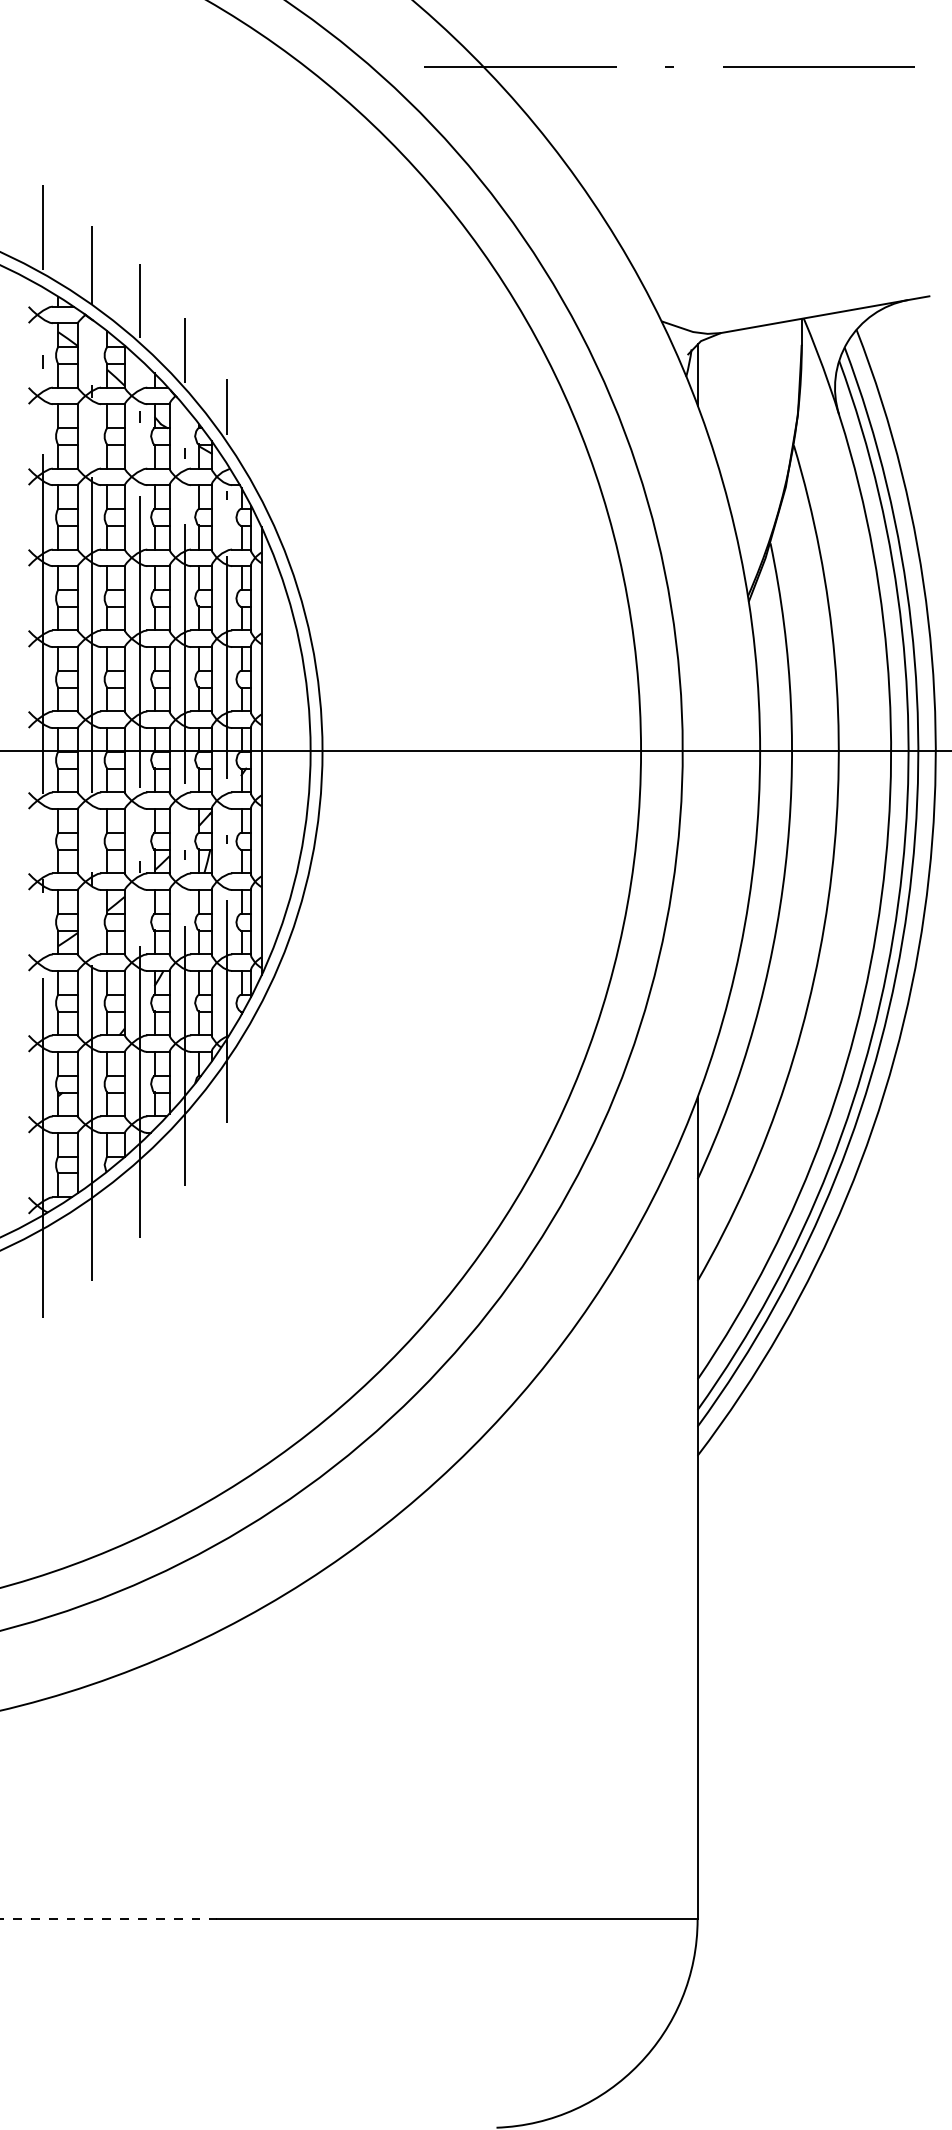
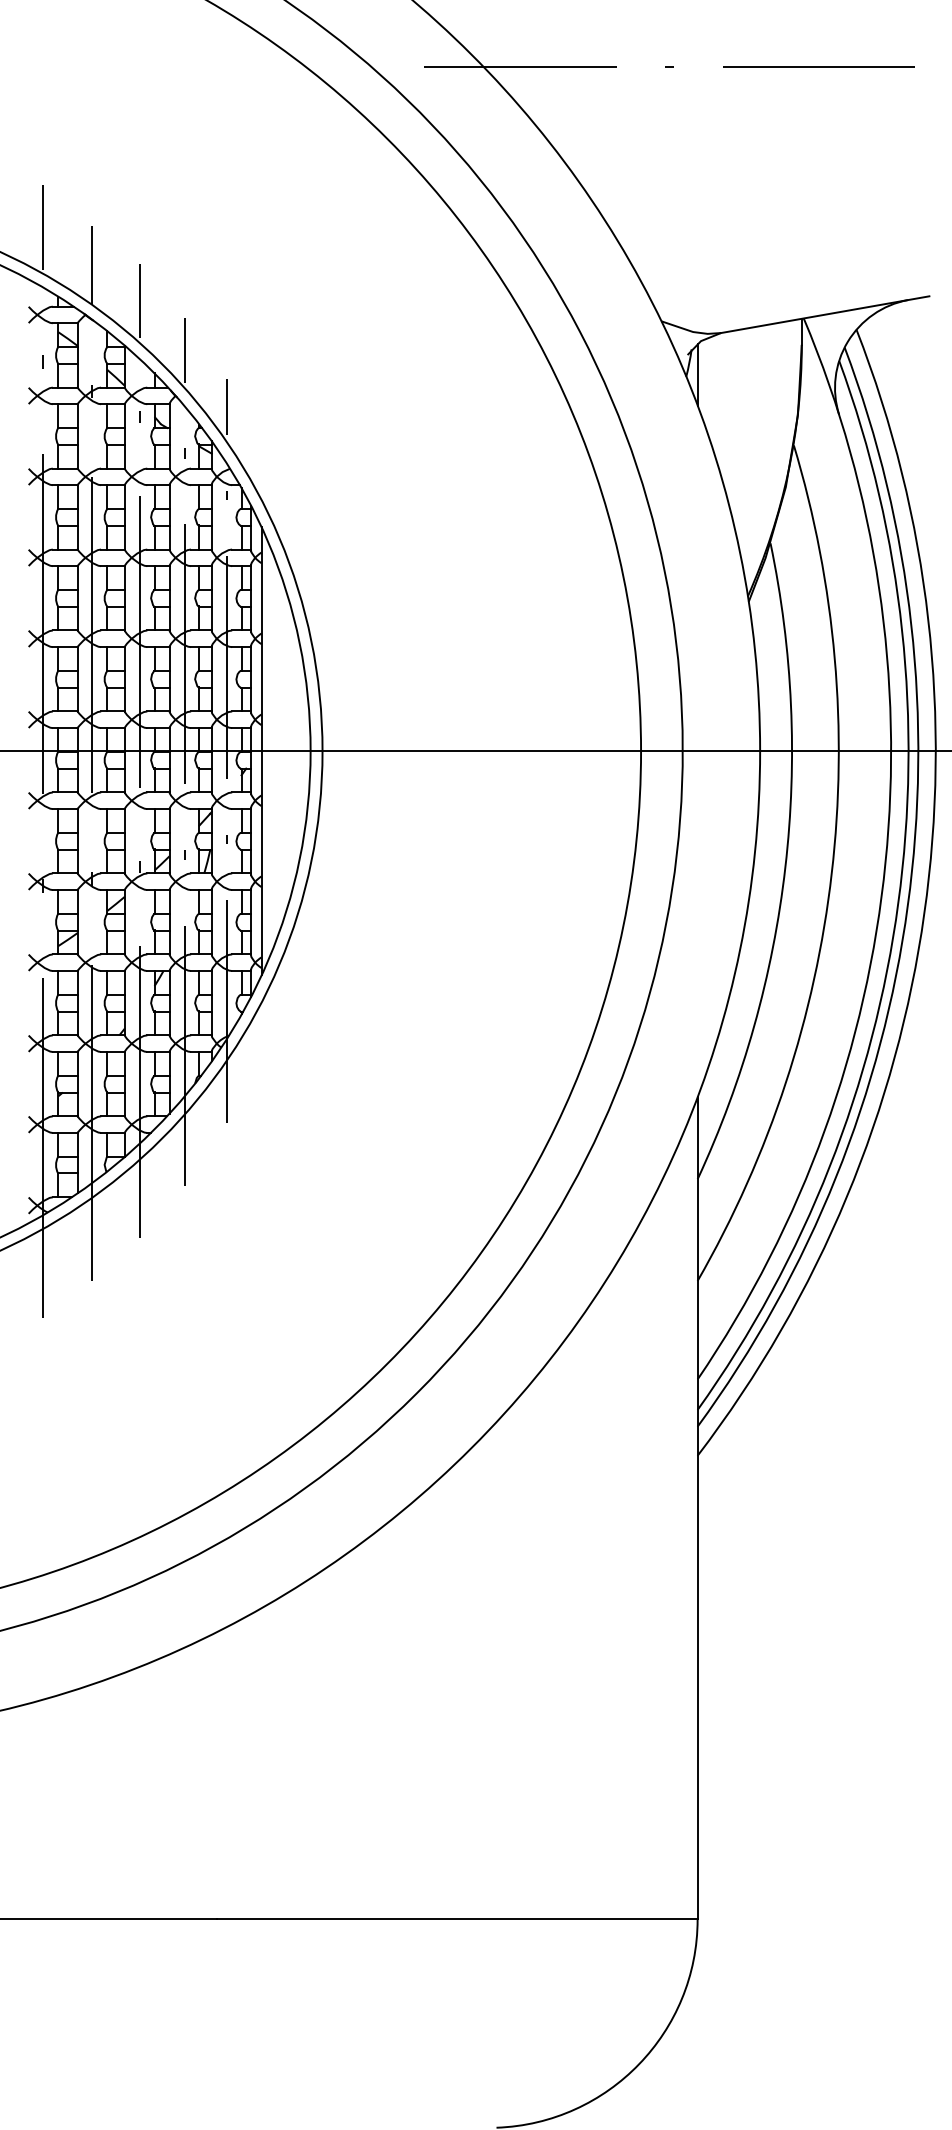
line: dashed -> solid (109, 1919)
